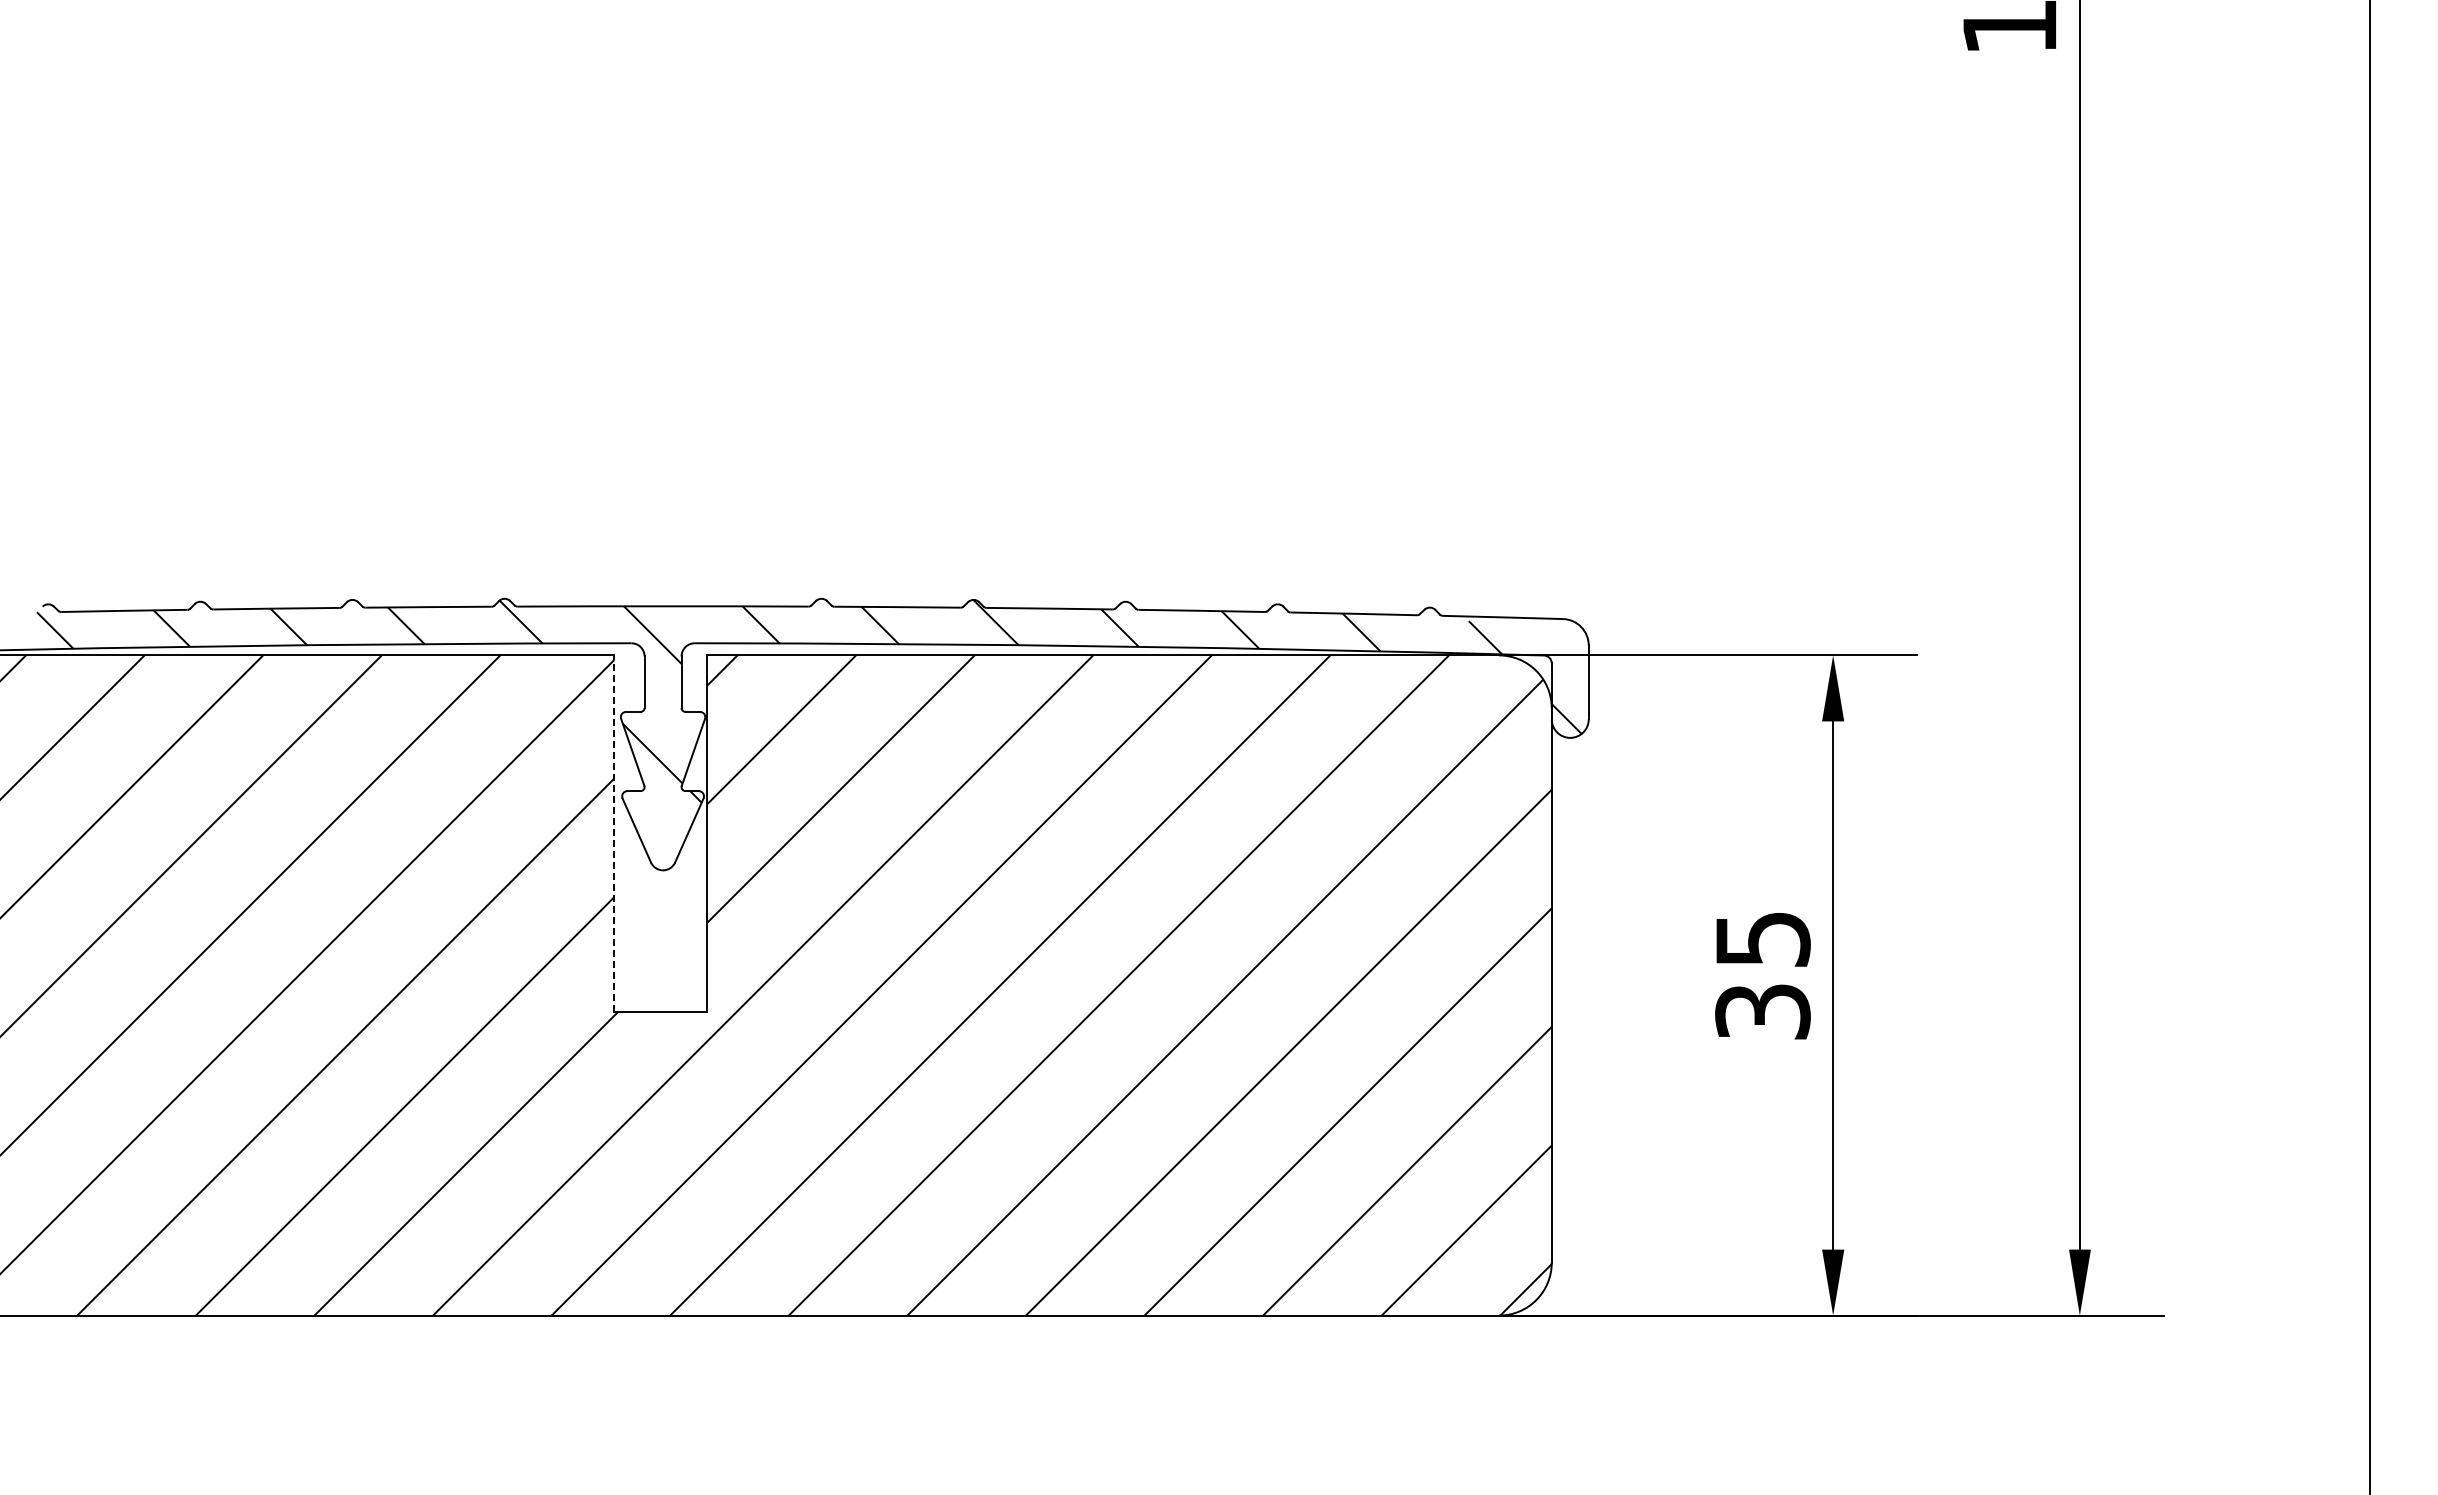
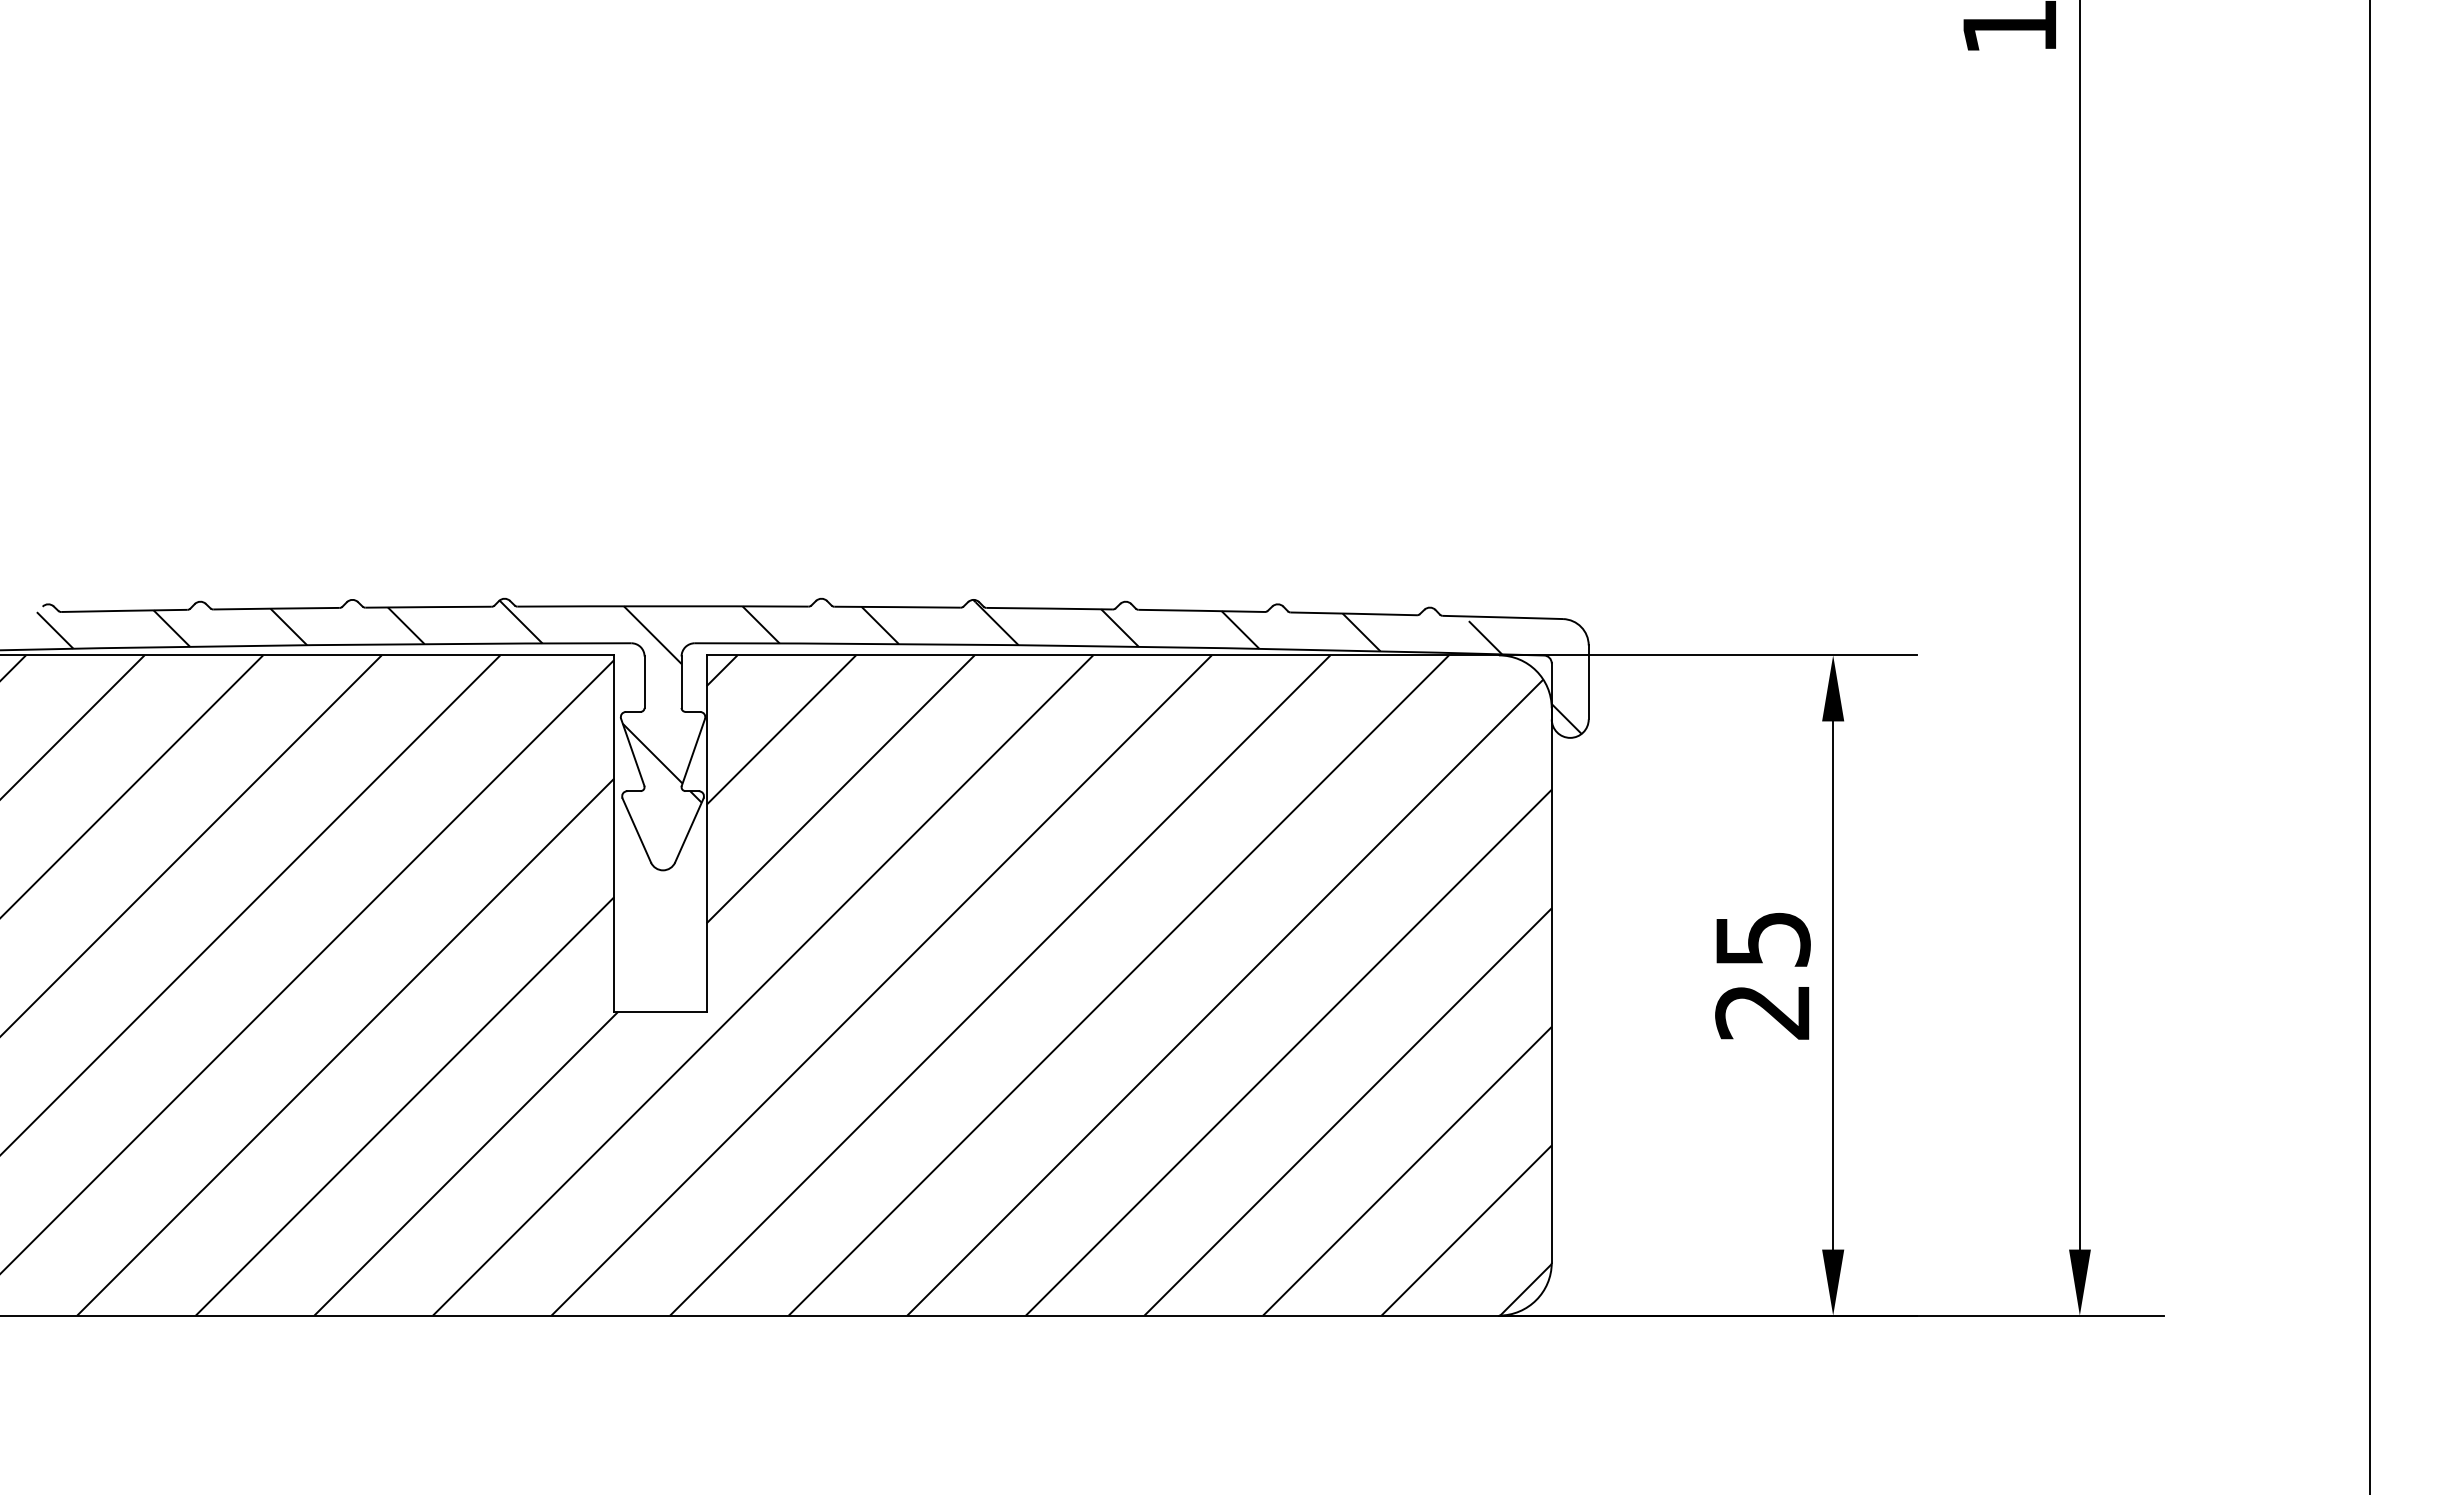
line: dashed -> solid (614, 833)
text: 35 -> 25 (1762, 1011)
